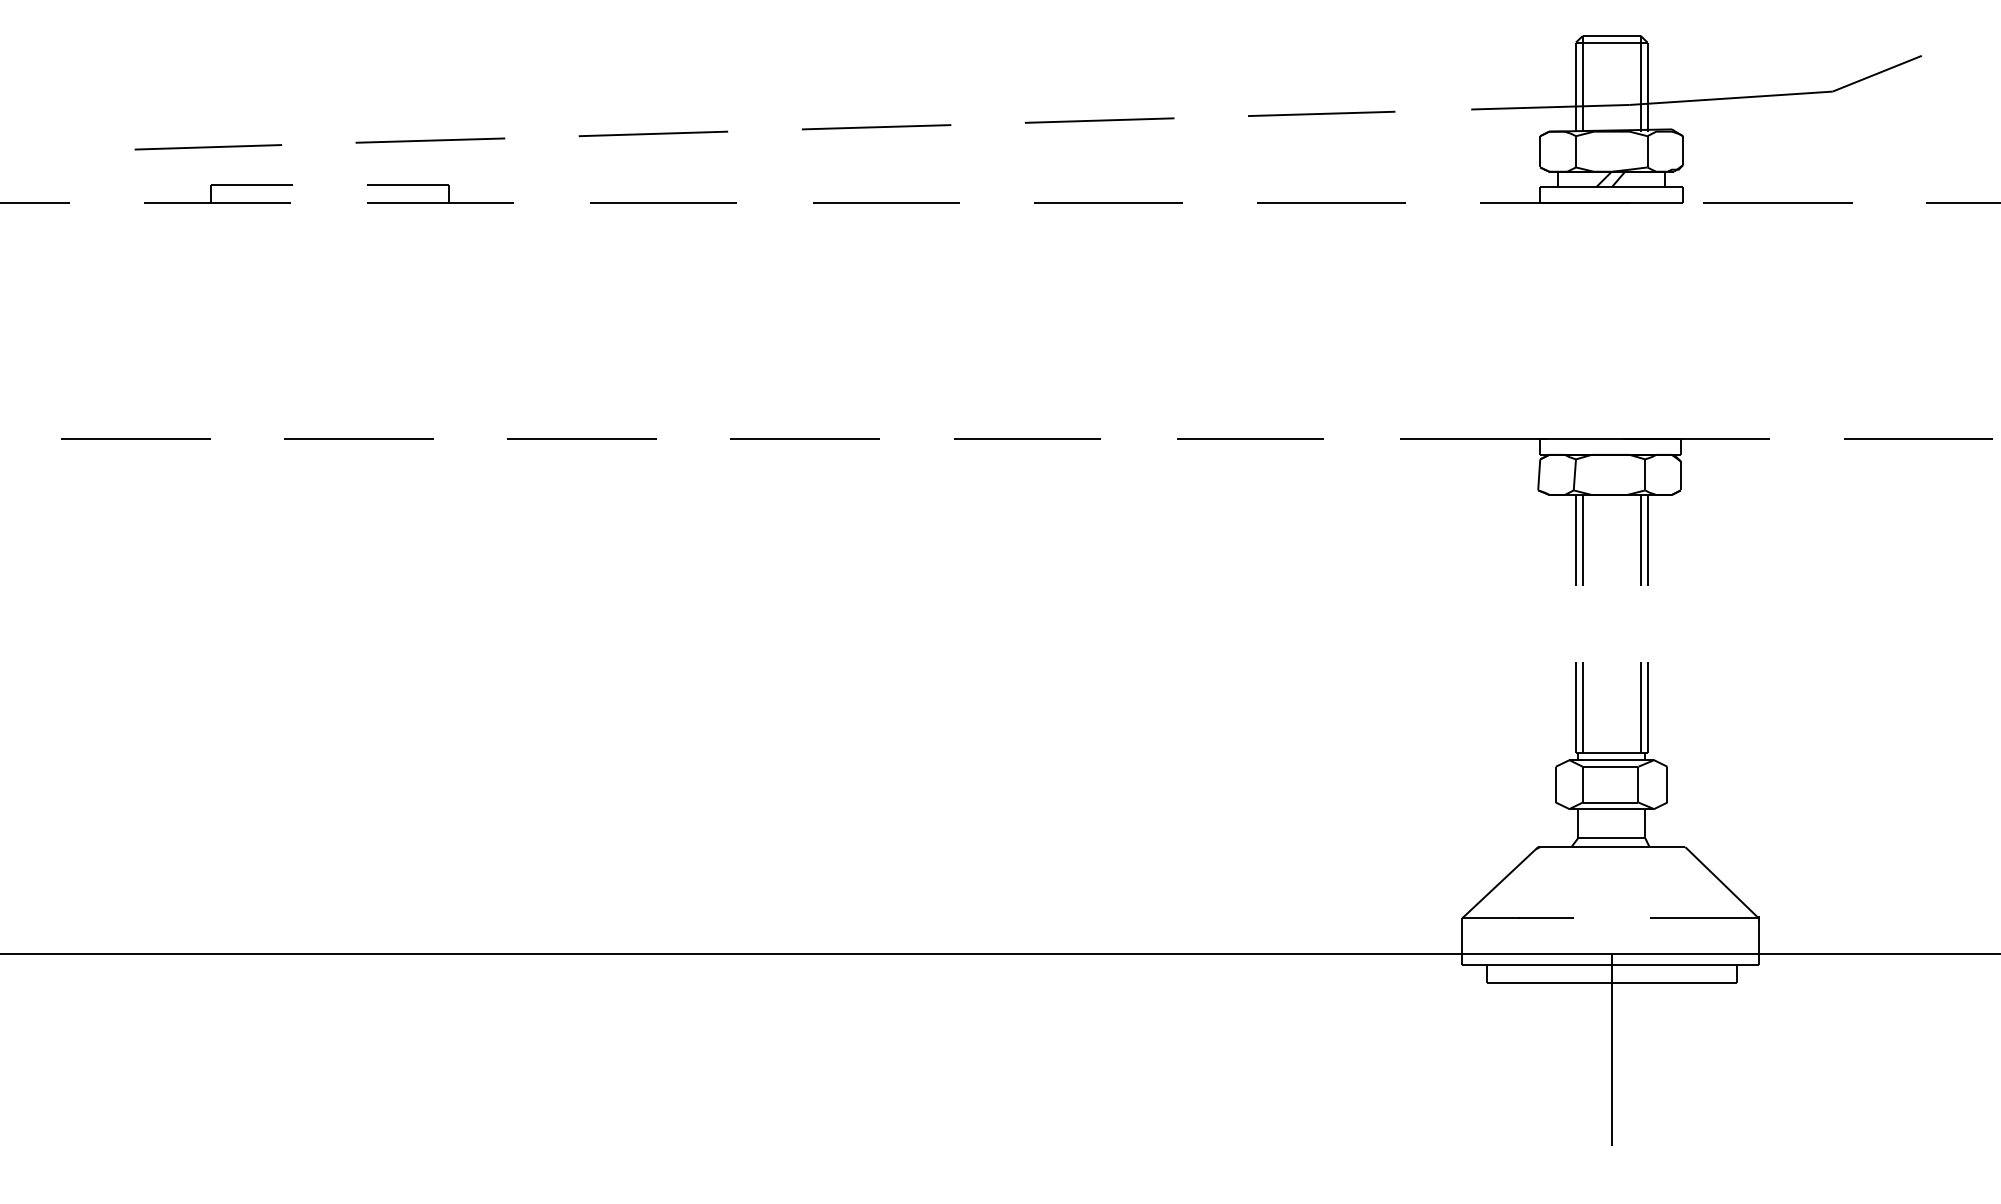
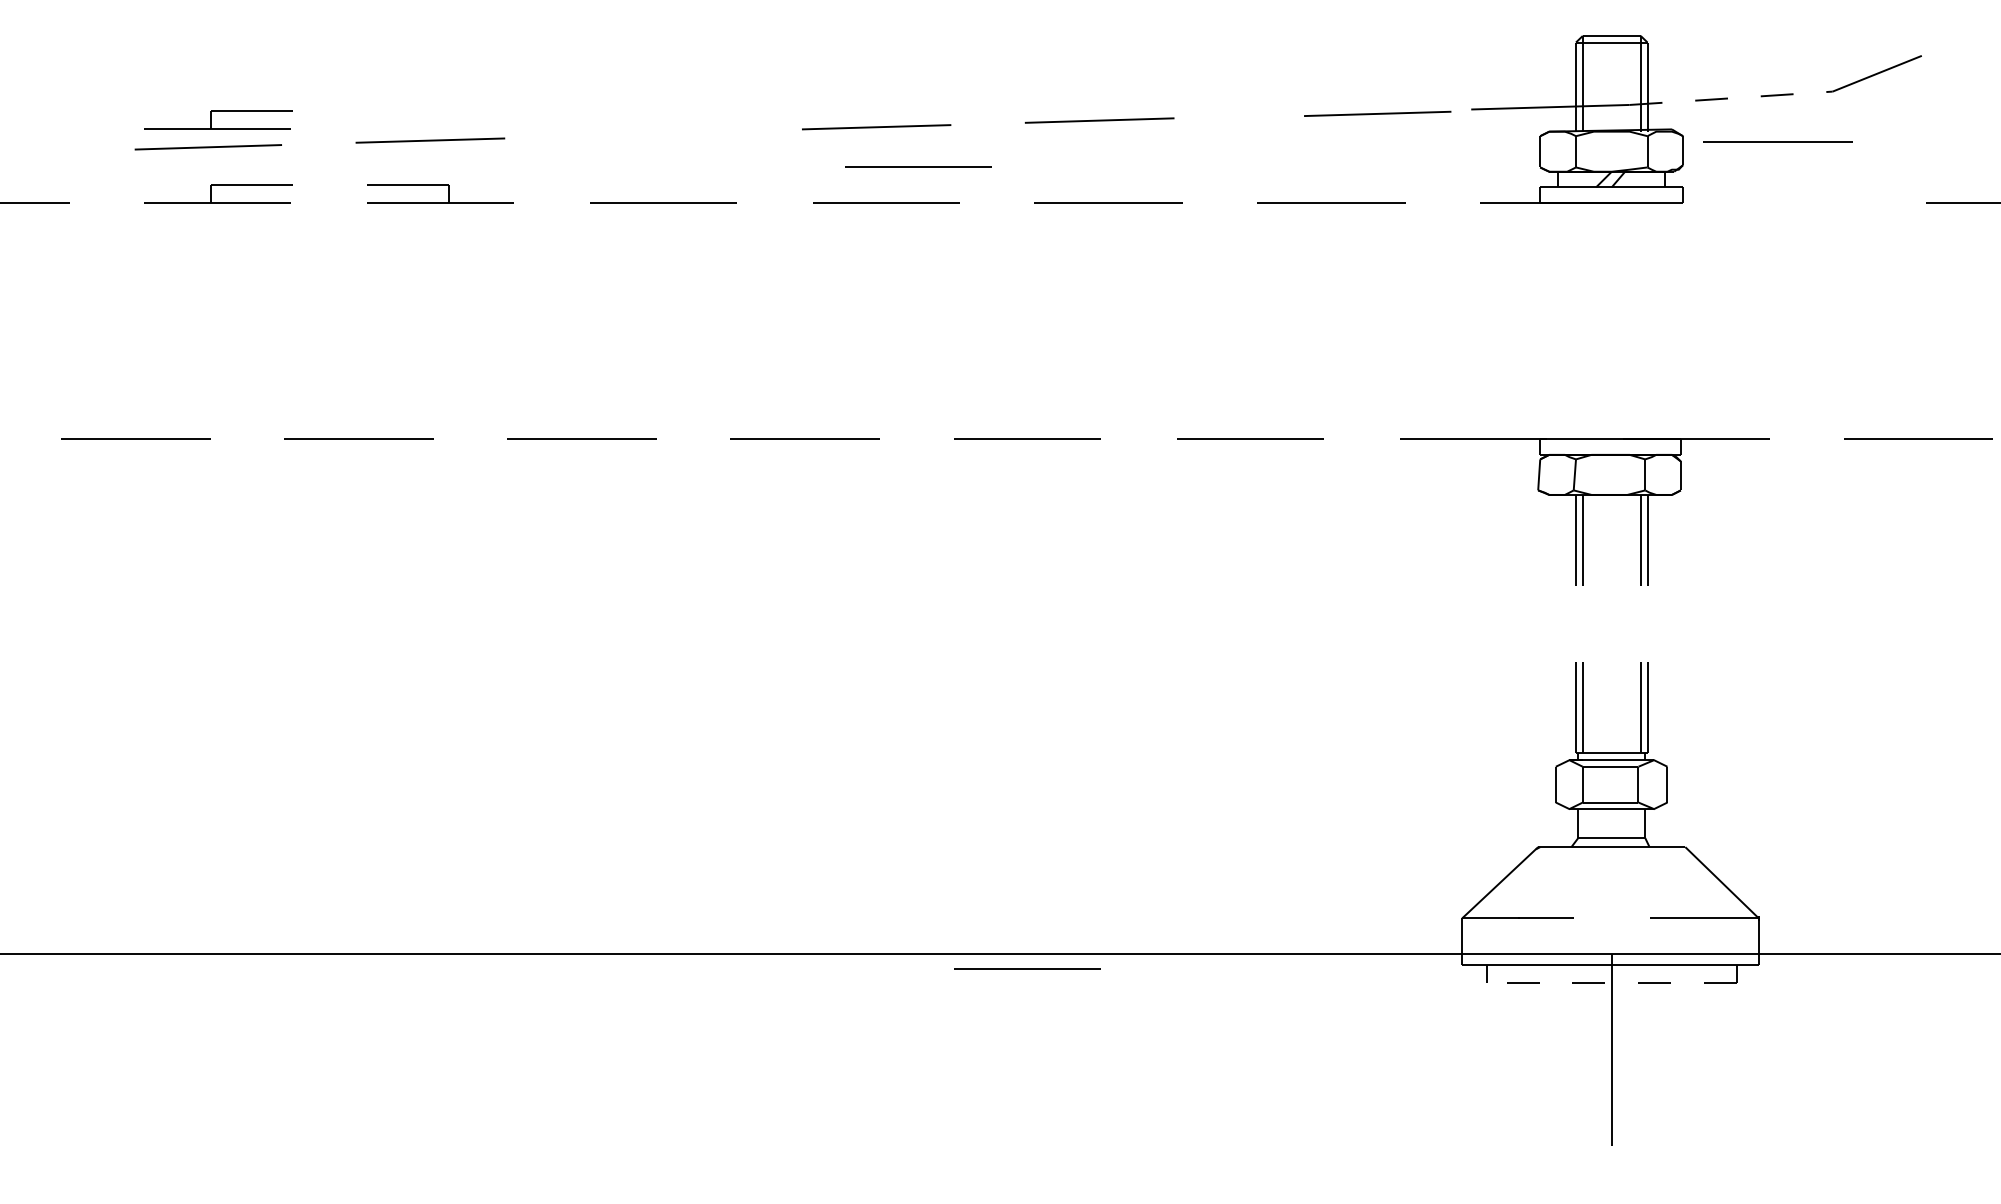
line: solid -> dashed (1731, 98)
line position: (1321, 113) -> (1377, 113) (1377, 113)
part: none -> present (211, 119)
line: present -> none (653, 133)
line: none -> present (918, 166)
line position: (1777, 202) -> (1777, 141) (1777, 141)
line: none -> present (1027, 968)
line: solid -> dashed (1611, 982)
